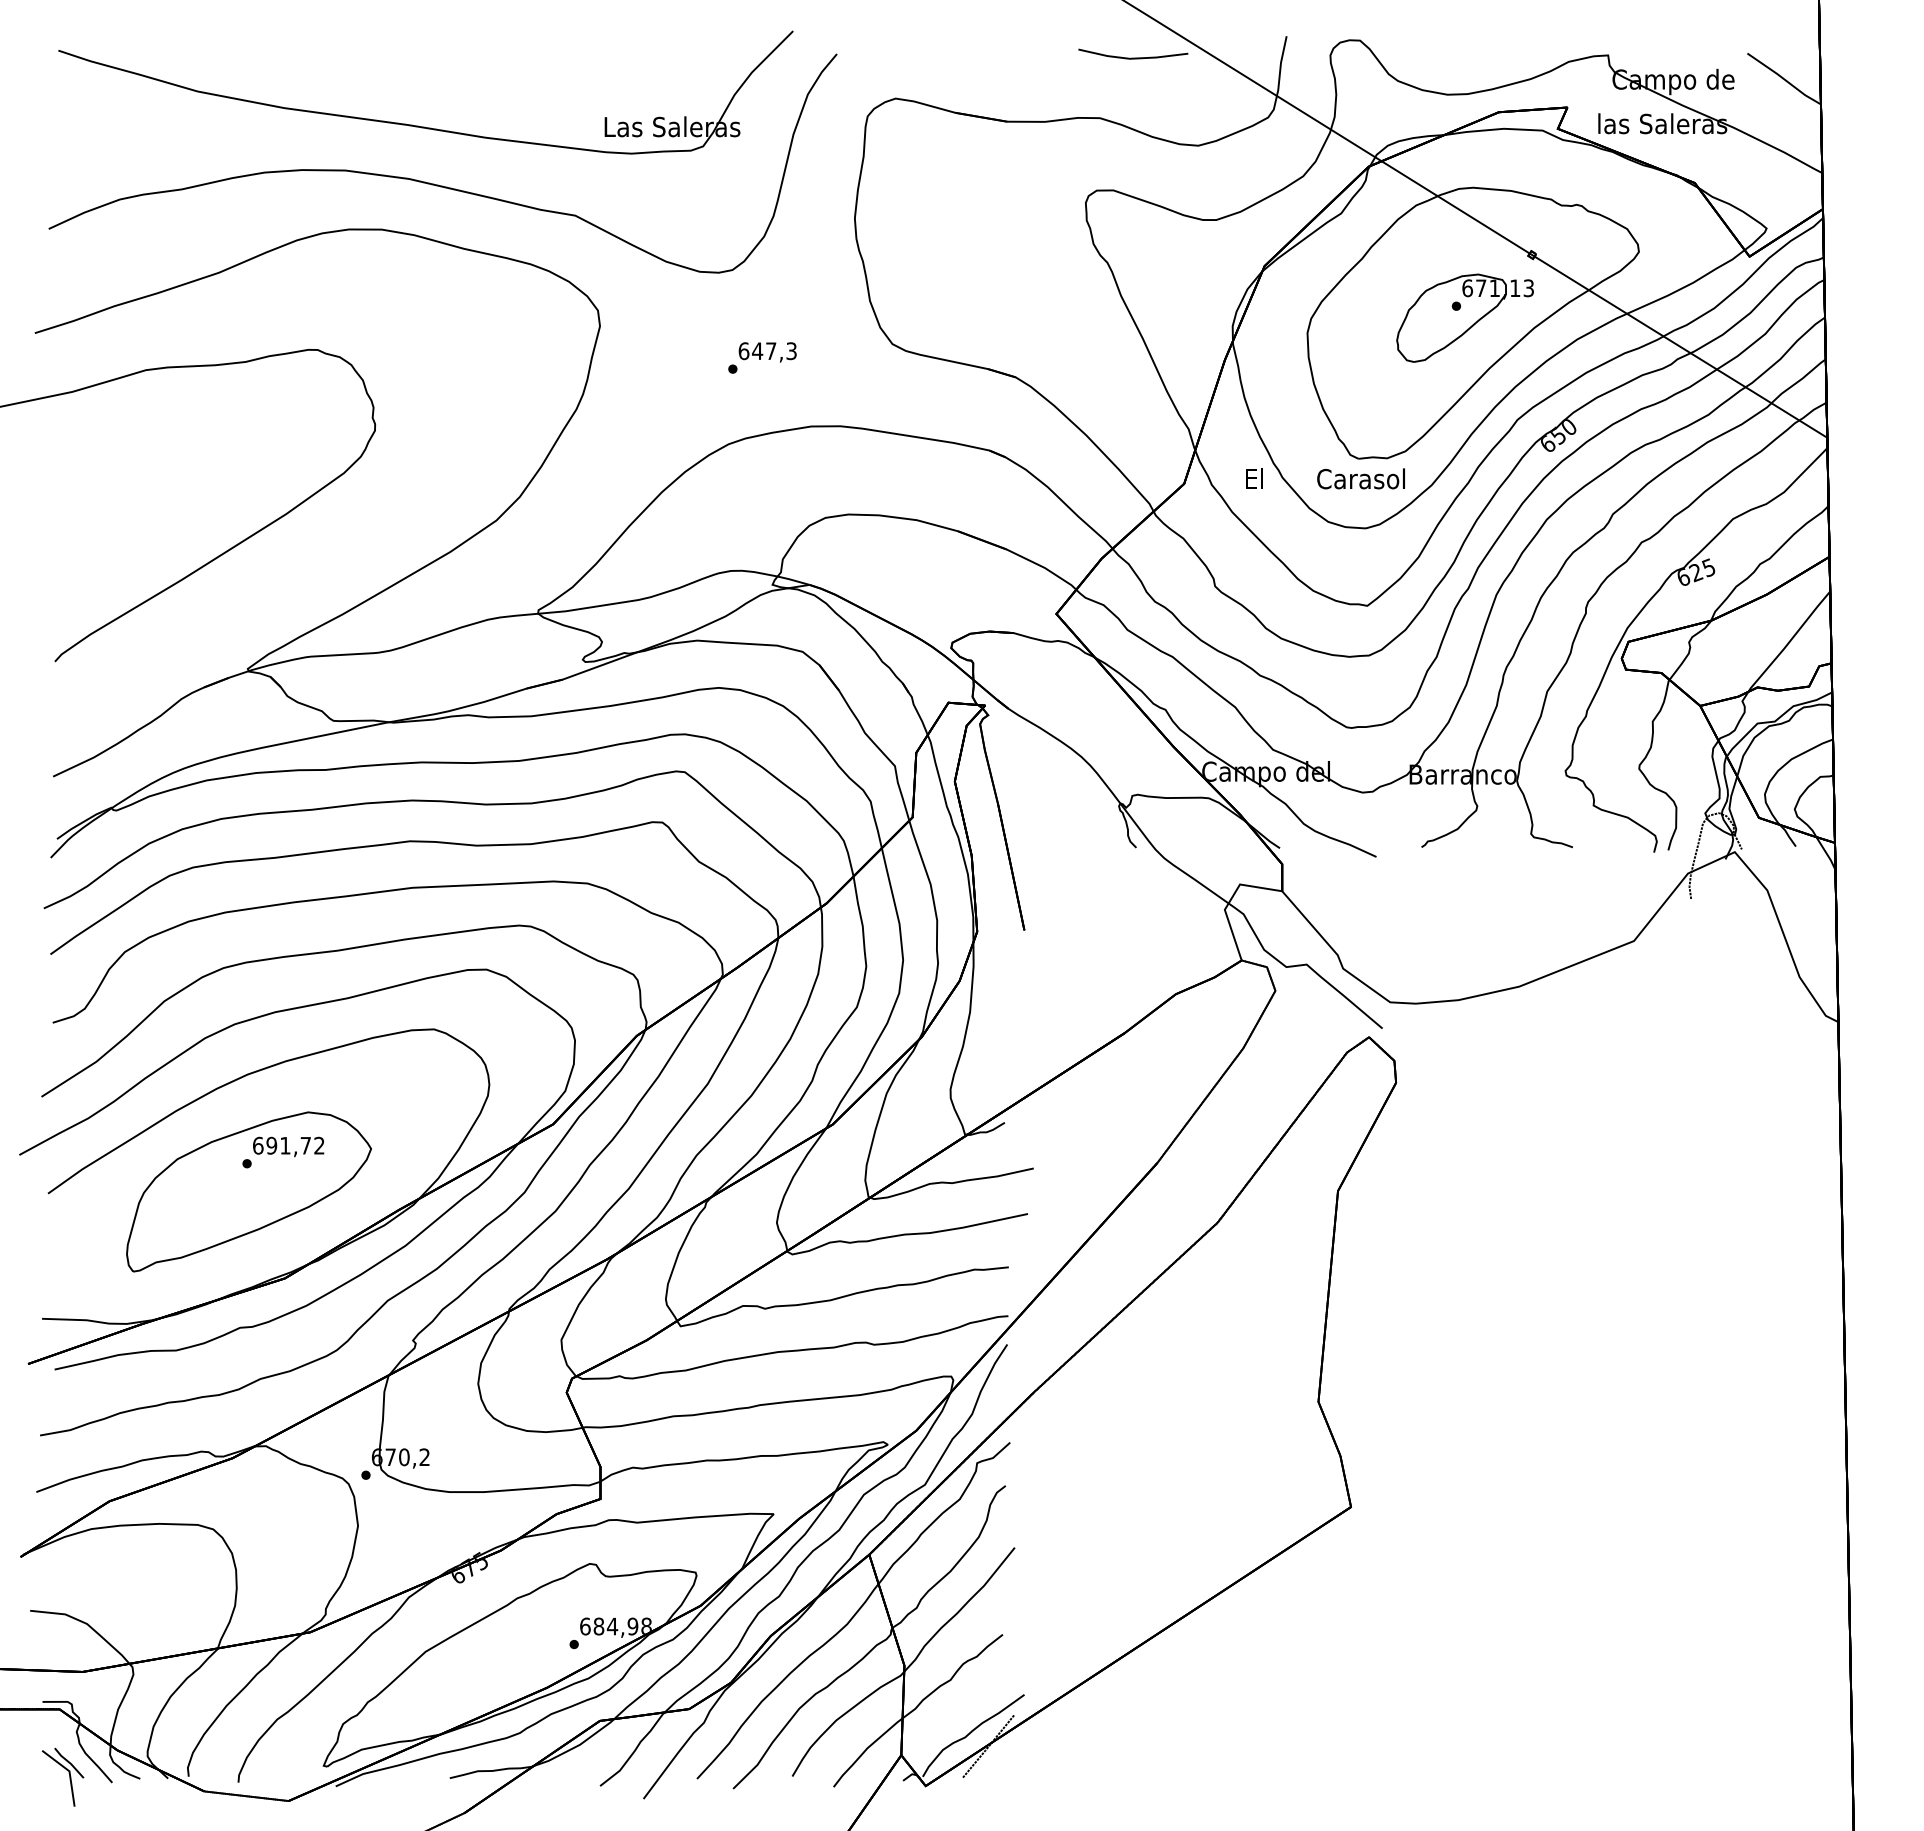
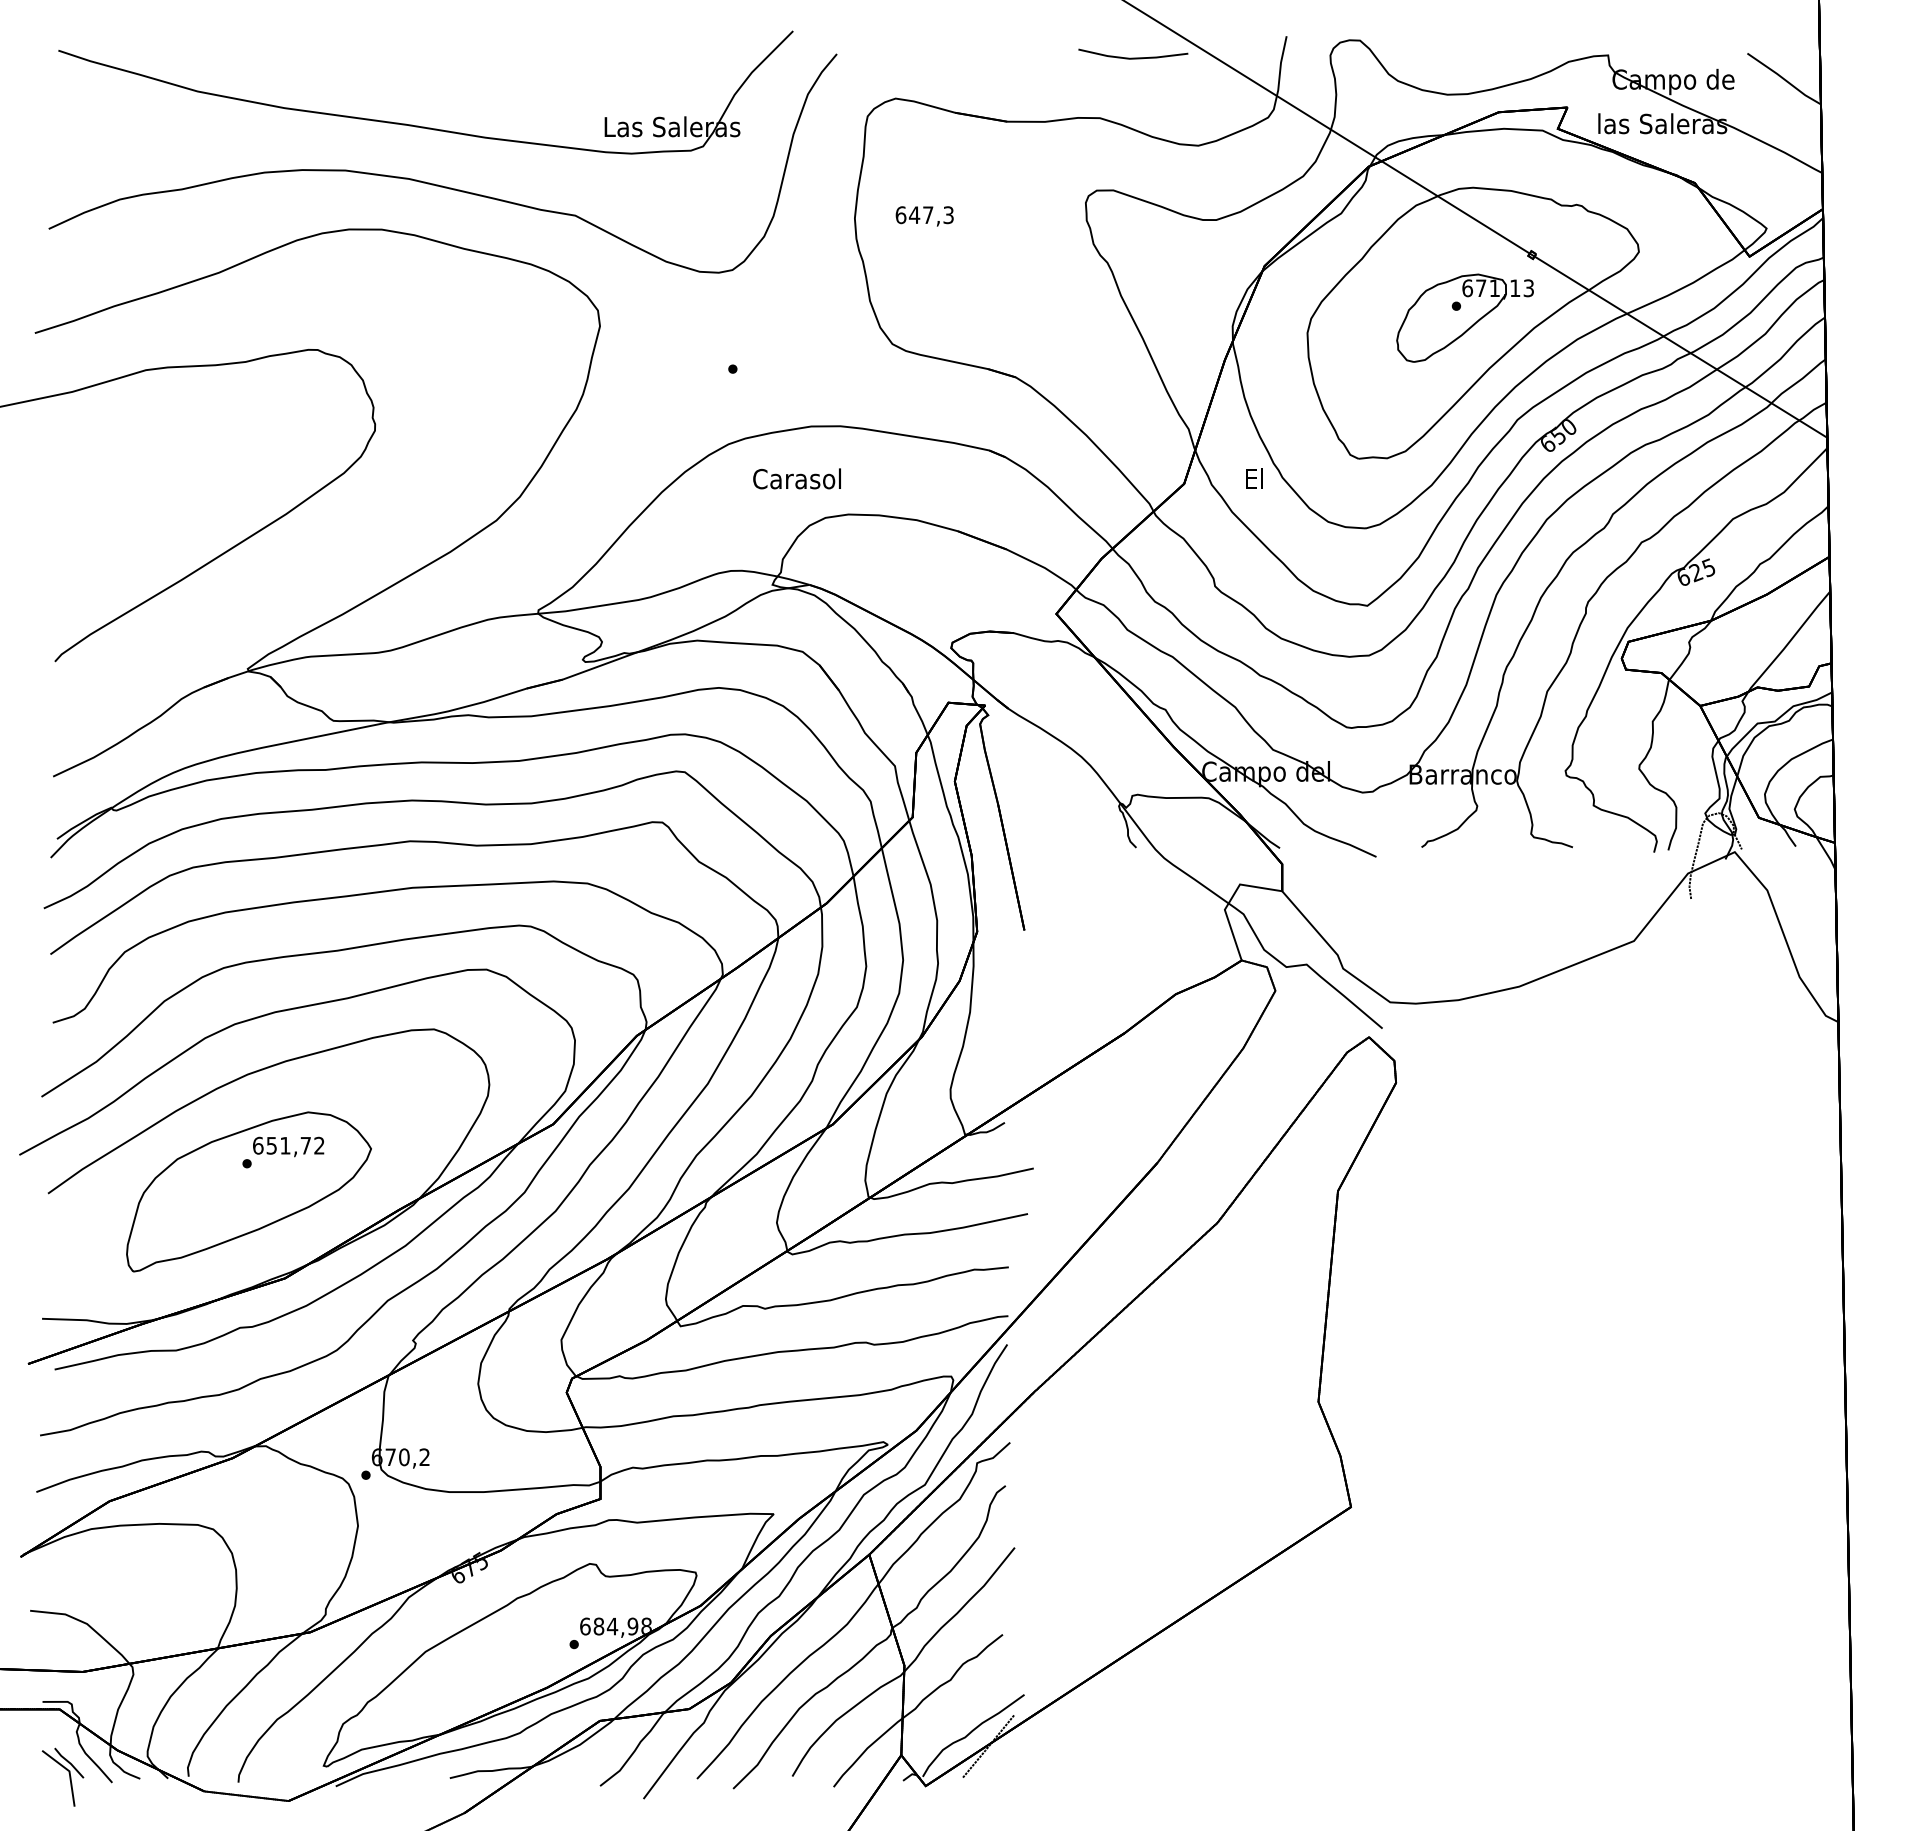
text position: (767, 352) -> (924, 216) (924, 216)
text position: (1360, 478) -> (796, 478) (796, 478)
text: 691,72 -> 651,72 (271, 1145)
